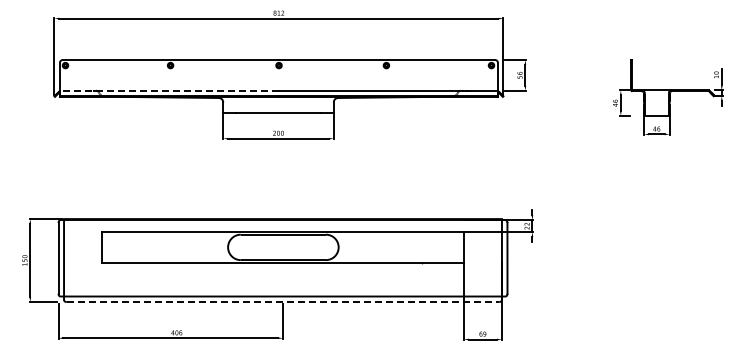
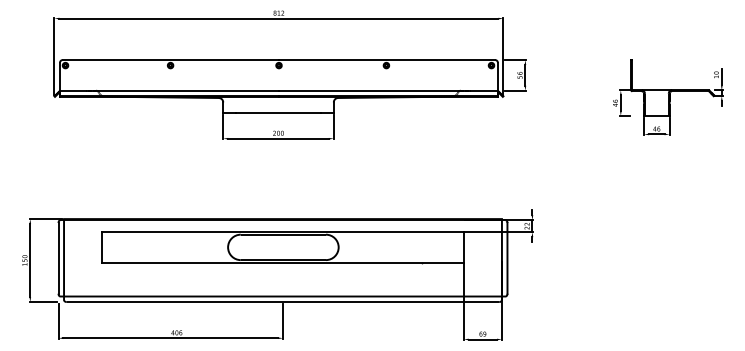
line: dashed -> solid (168, 90)
line: dashed -> solid (283, 302)
